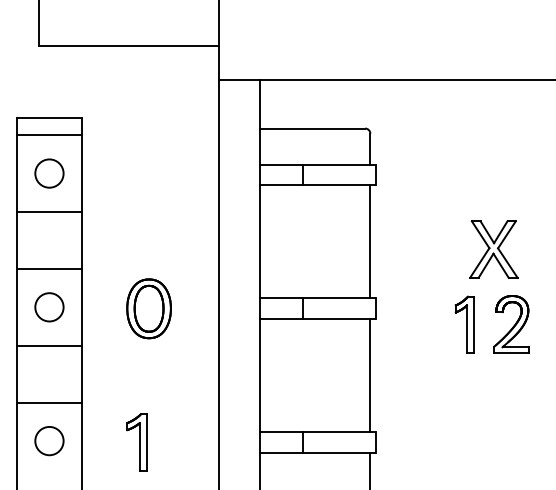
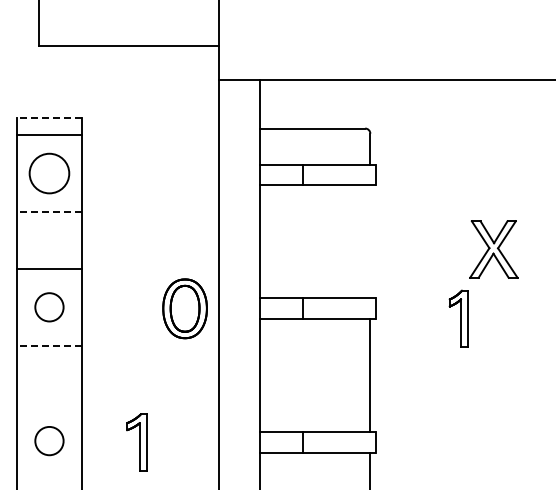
line: solid -> dashed (49, 118)
circle diameter: 28 px -> 40 px (49, 173)
line: solid -> dashed (48, 212)
line: present -> none (369, 241)
part position: (148, 308) -> (184, 308) (184, 308)
part position: (464, 324) -> (458, 318) (458, 318)
part: present -> none (511, 324)
line: solid -> dashed (48, 345)
line: present -> none (49, 402)
